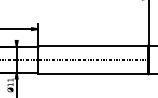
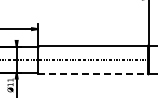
line: solid -> dashed (93, 73)
